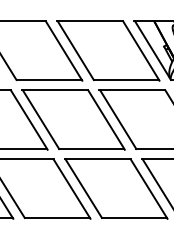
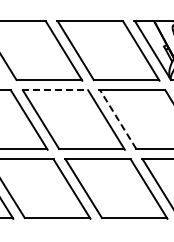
line: solid -> dashed (55, 90)
line: solid -> dashed (118, 119)
